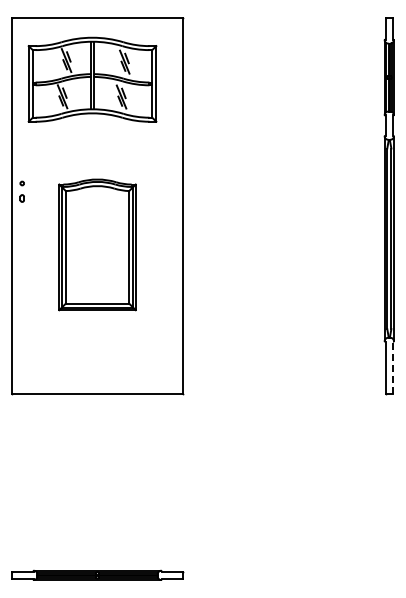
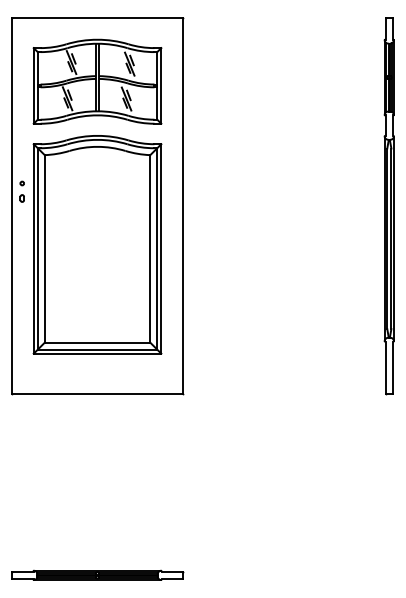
part position: (92, 79) -> (97, 81) (97, 81)
part size: 79x134 px -> 131x220 px (97, 244)
line: dashed -> solid (393, 367)
